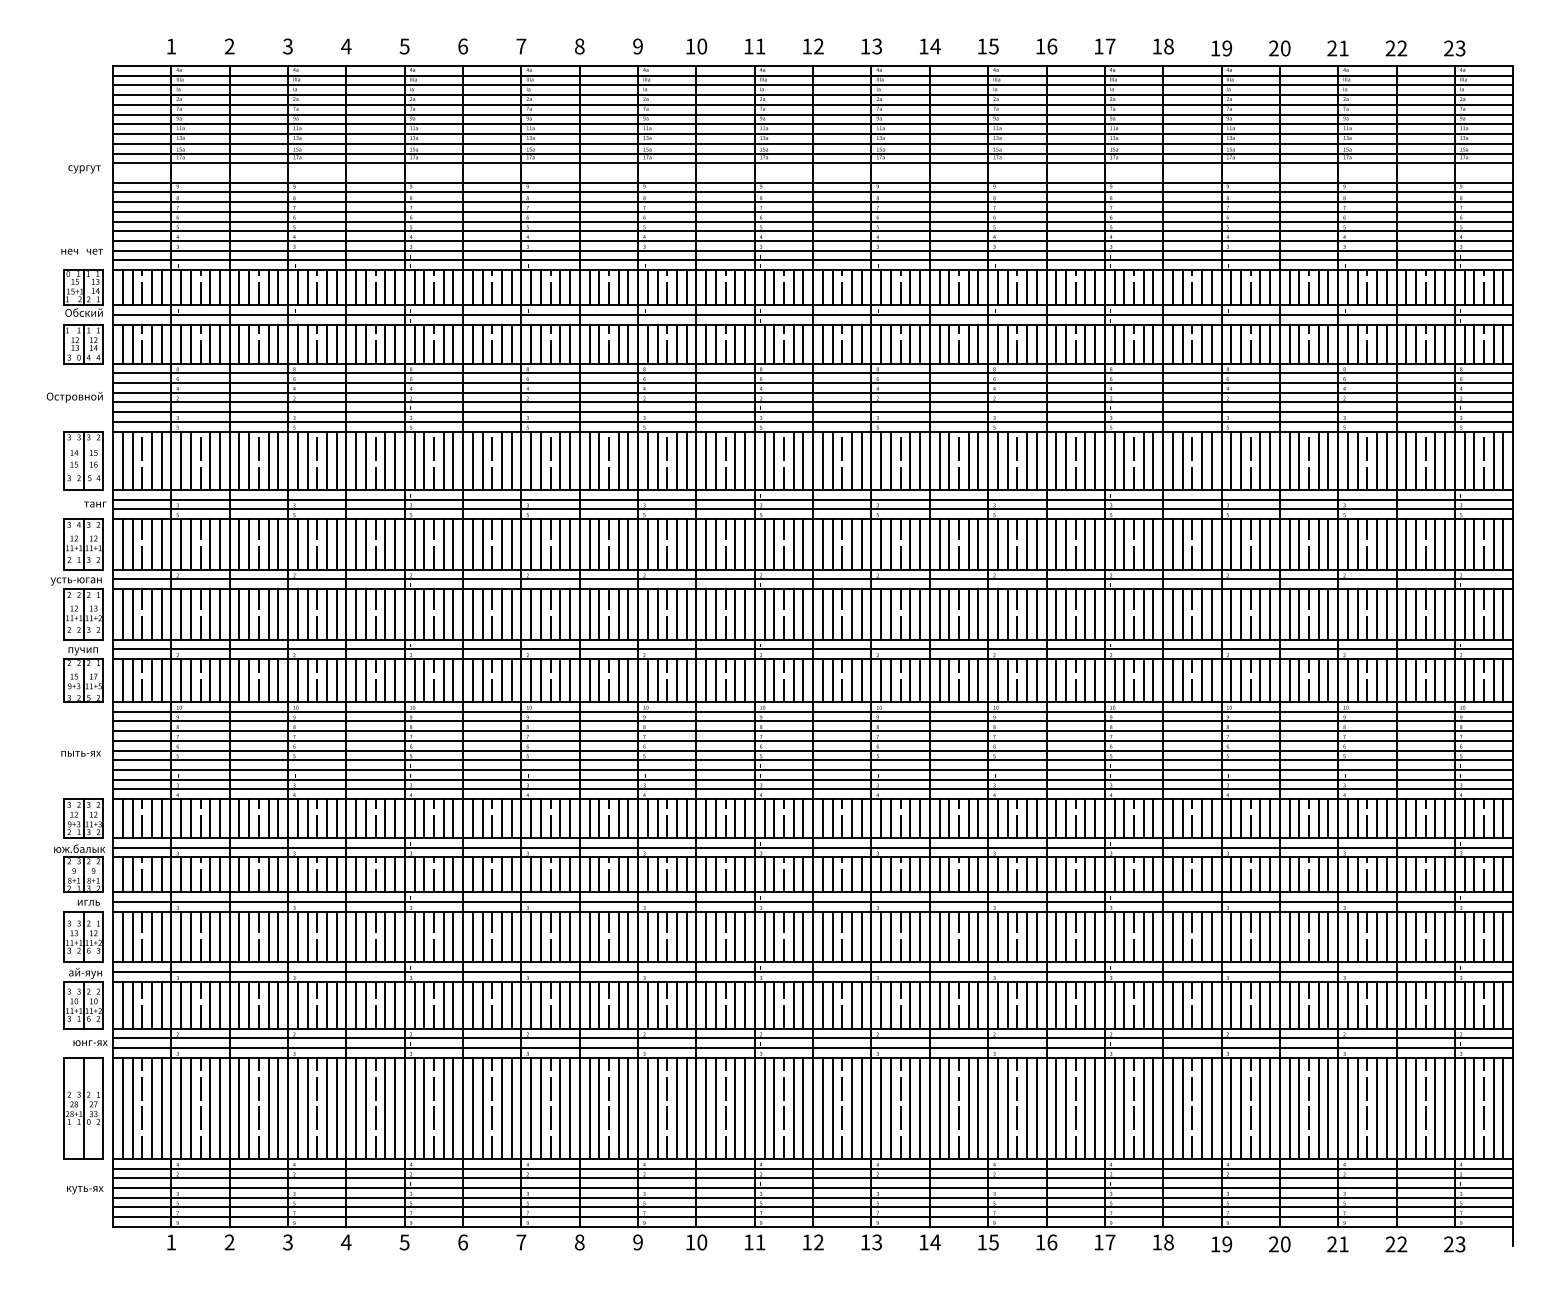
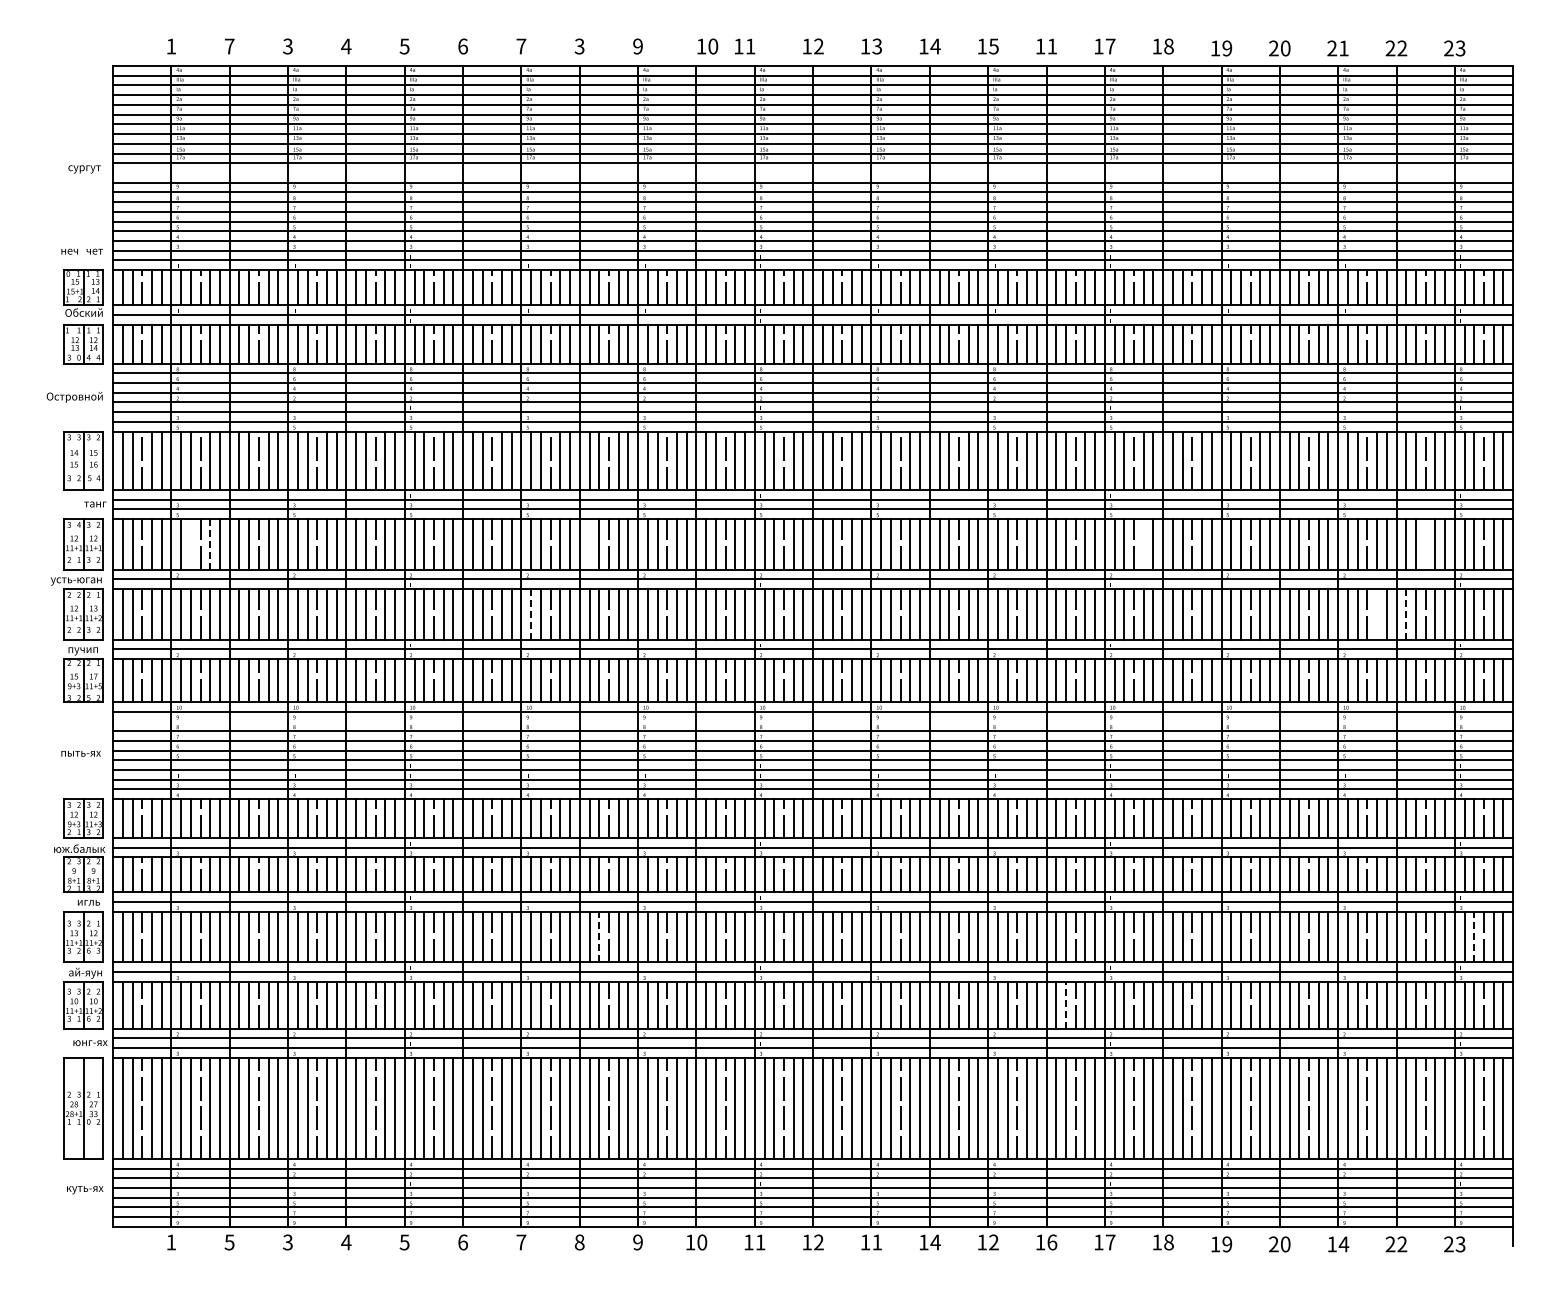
text: 2 -> 7 (229, 46)
text: 8 -> 3 (579, 46)
text position: (696, 46) -> (707, 46) (707, 46)
text position: (755, 46) -> (745, 46) (745, 46)
text: 16 -> 11 (1052, 46)
line: solid -> dashed (210, 543)
line: present -> none (190, 544)
line: present -> none (589, 544)
line: present -> none (1143, 544)
line: present -> none (1425, 544)
line: solid -> dashed (531, 613)
line: solid -> dashed (1406, 613)
line: present -> none (1377, 614)
line: present -> none (813, 721)
line: solid -> dashed (599, 936)
line: solid -> dashed (1474, 936)
line: solid -> dashed (1065, 1004)
text: 2 -> 5 (229, 1242)
text: 13 -> 11 (876, 1242)
text: 15 -> 12 (993, 1242)
text: 21 -> 14 (1338, 1244)
